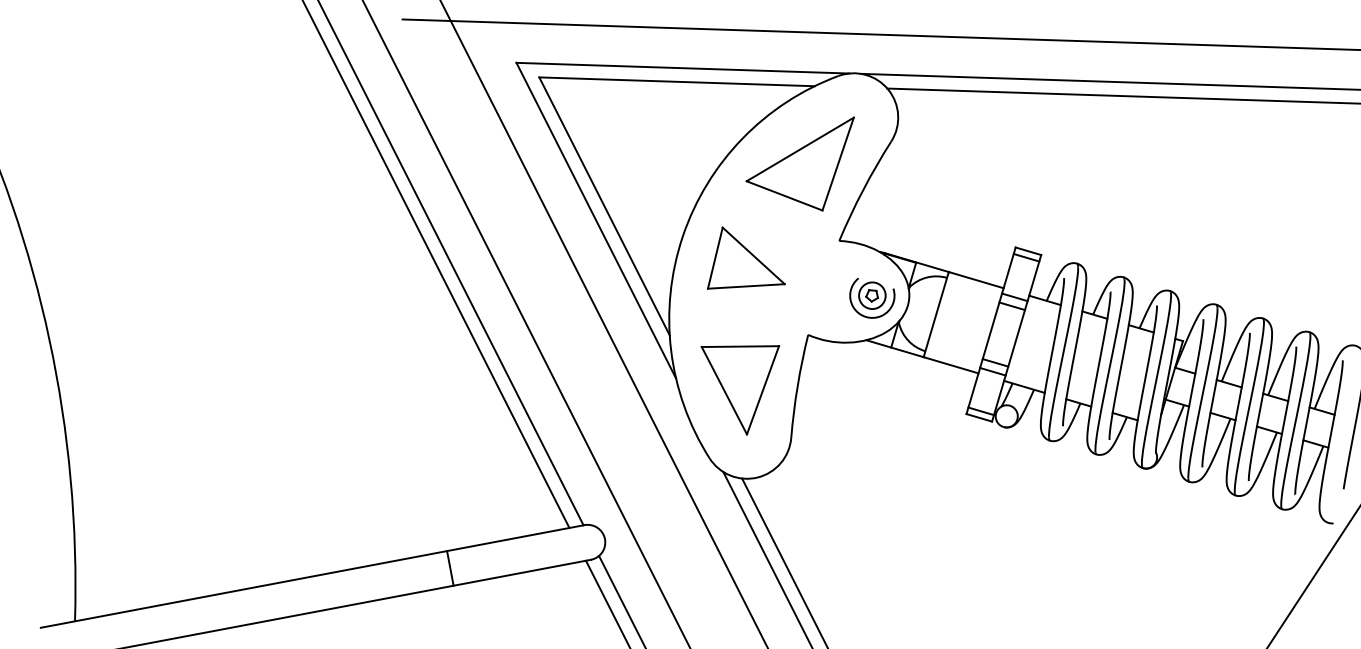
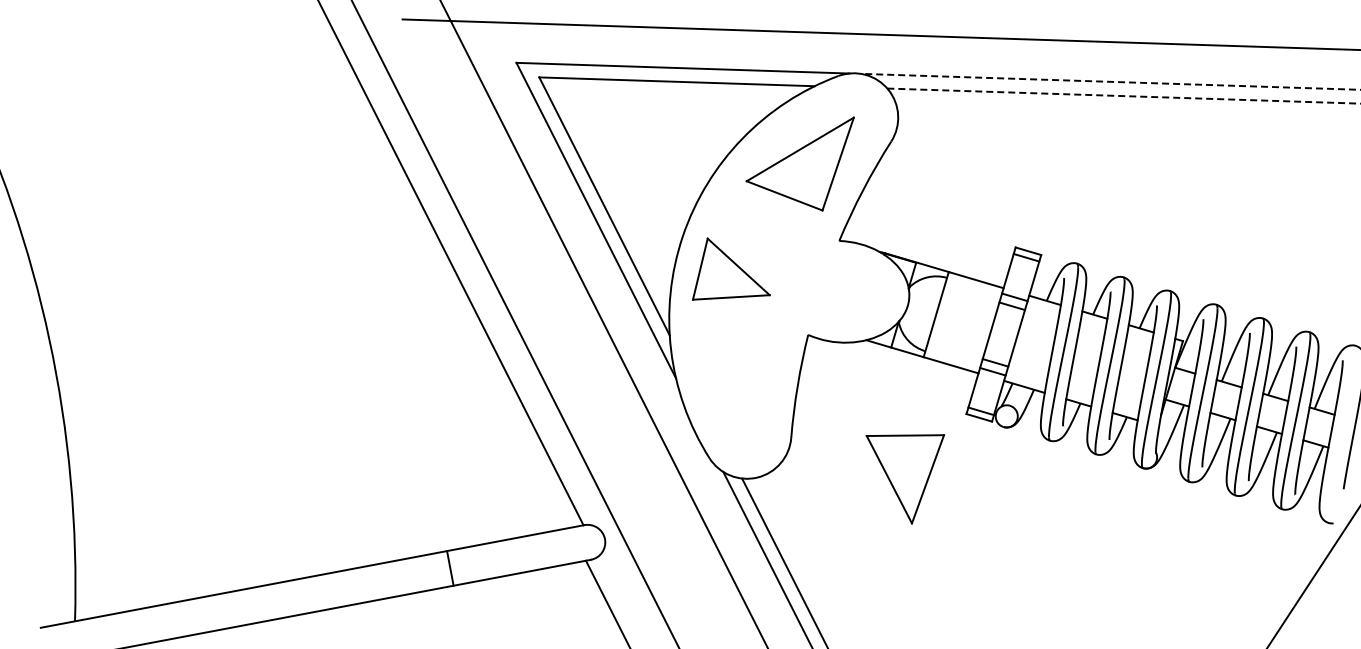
line: solid -> dashed (1110, 81)
line: solid -> dashed (1123, 96)
part position: (746, 257) -> (731, 268) (731, 268)
line: present -> none (436, 264)
part: present -> none (872, 298)
line position: (525, 323) -> (515, 323) (515, 323)
part position: (739, 390) -> (904, 479) (904, 479)
line: present -> none (621, 600)
